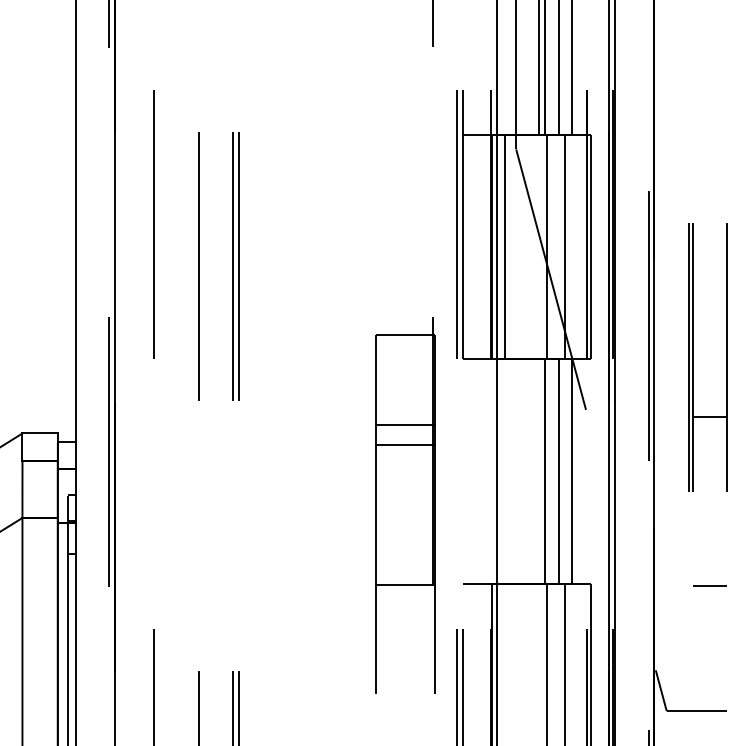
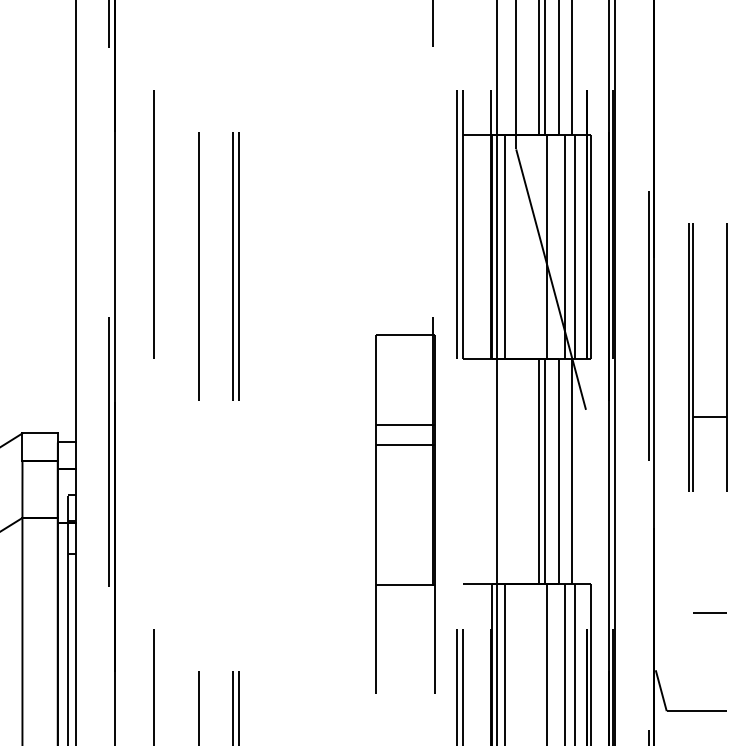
line: none -> present (575, 246)
line: none -> present (538, 471)
line position: (709, 585) -> (709, 612) (709, 612)
line: none -> present (505, 663)
line: none -> present (575, 663)
